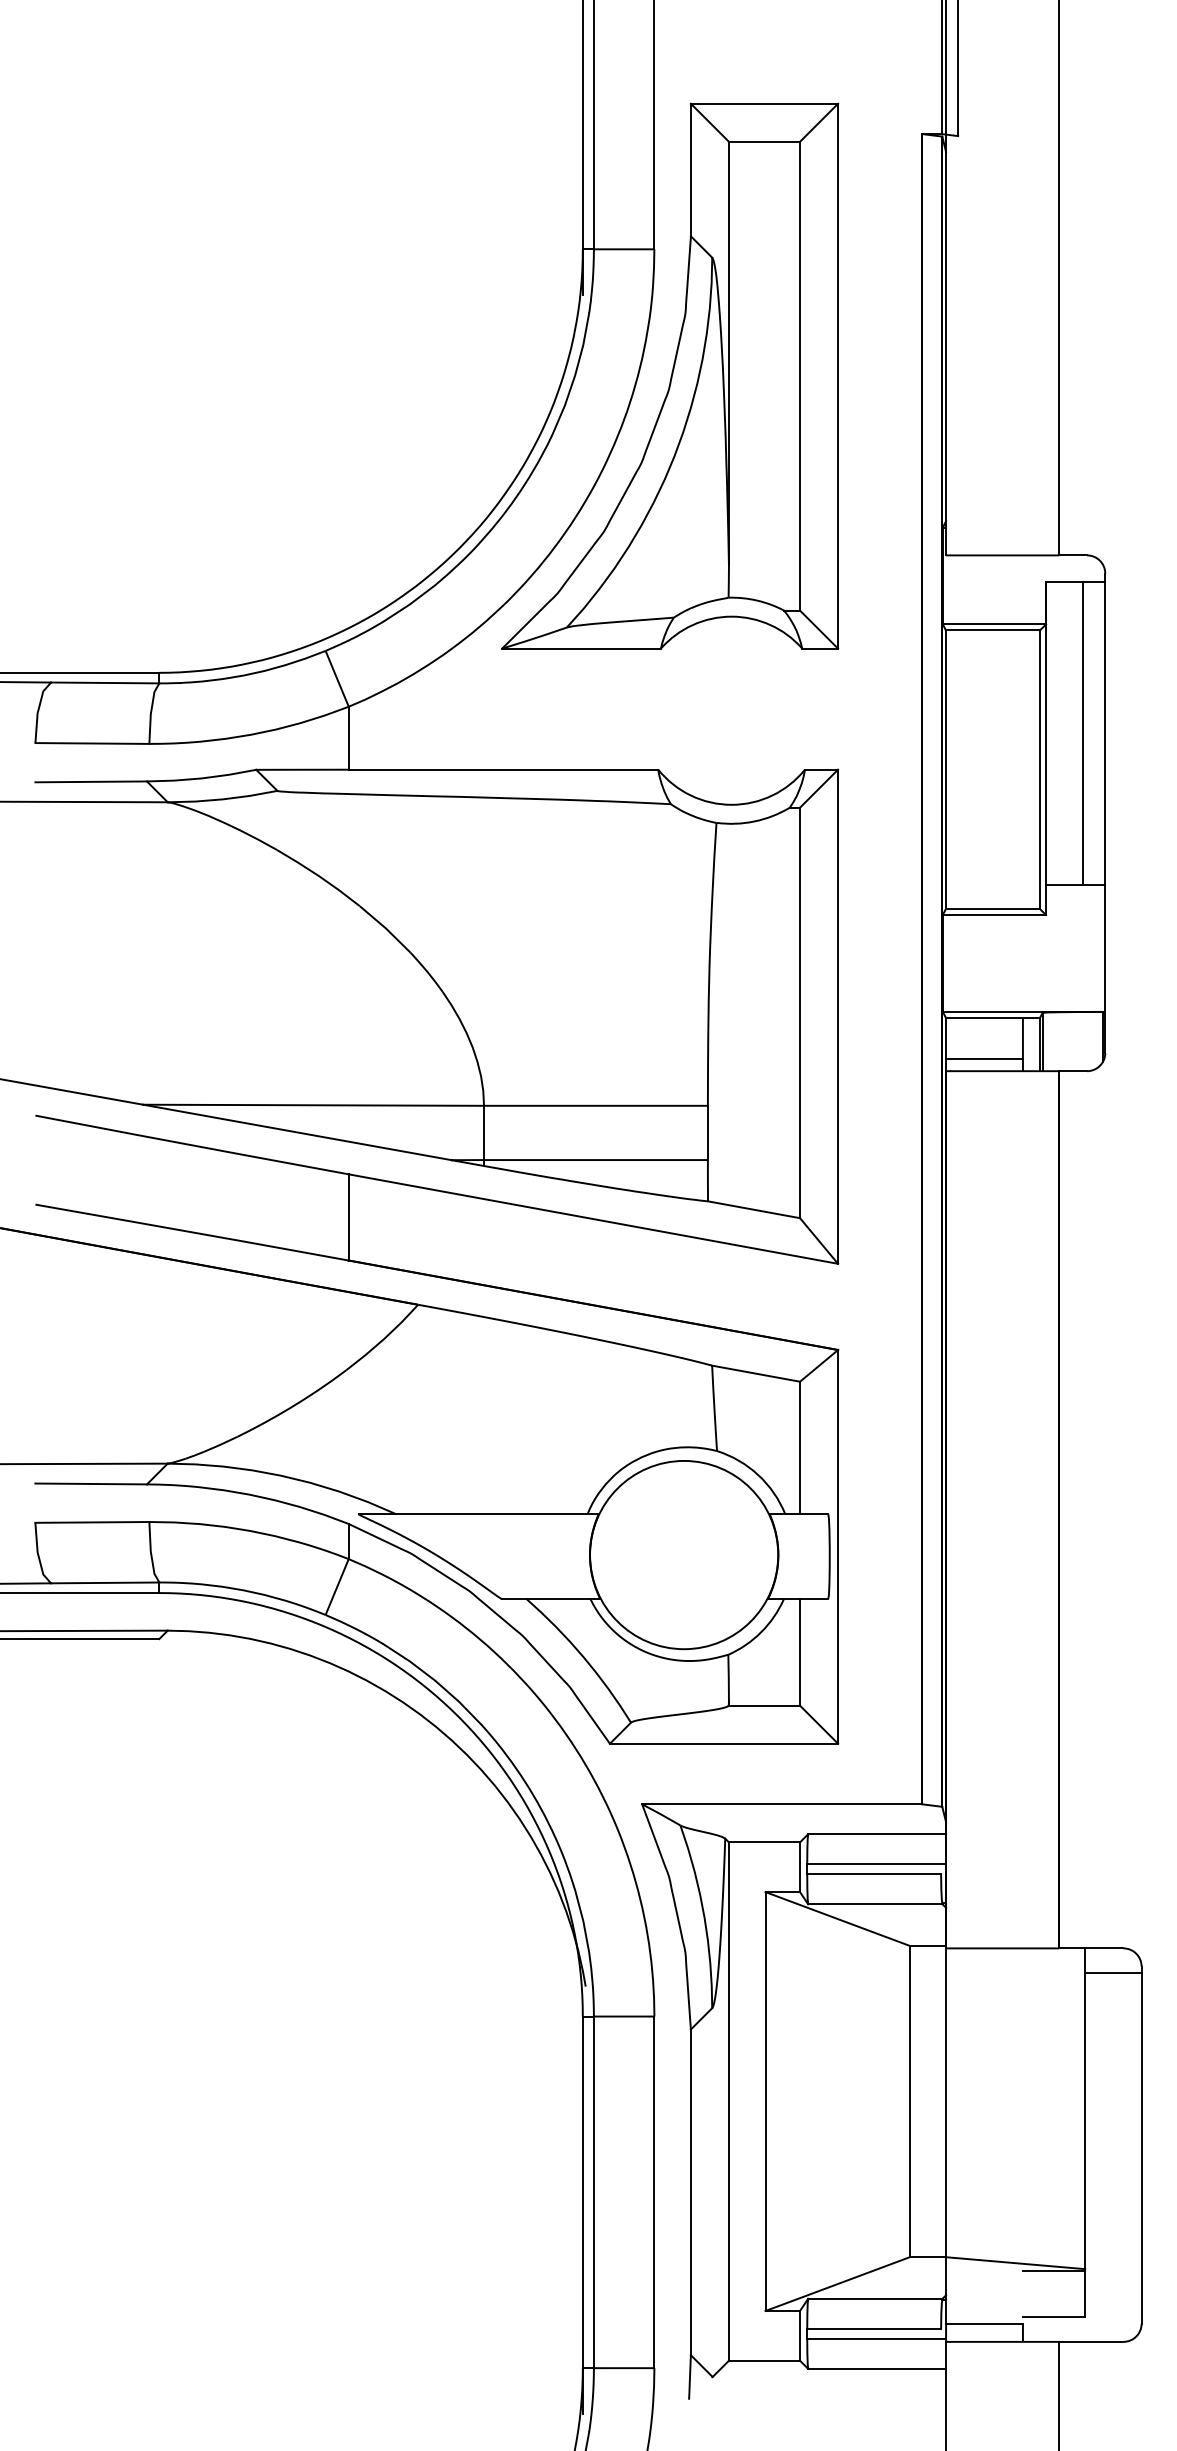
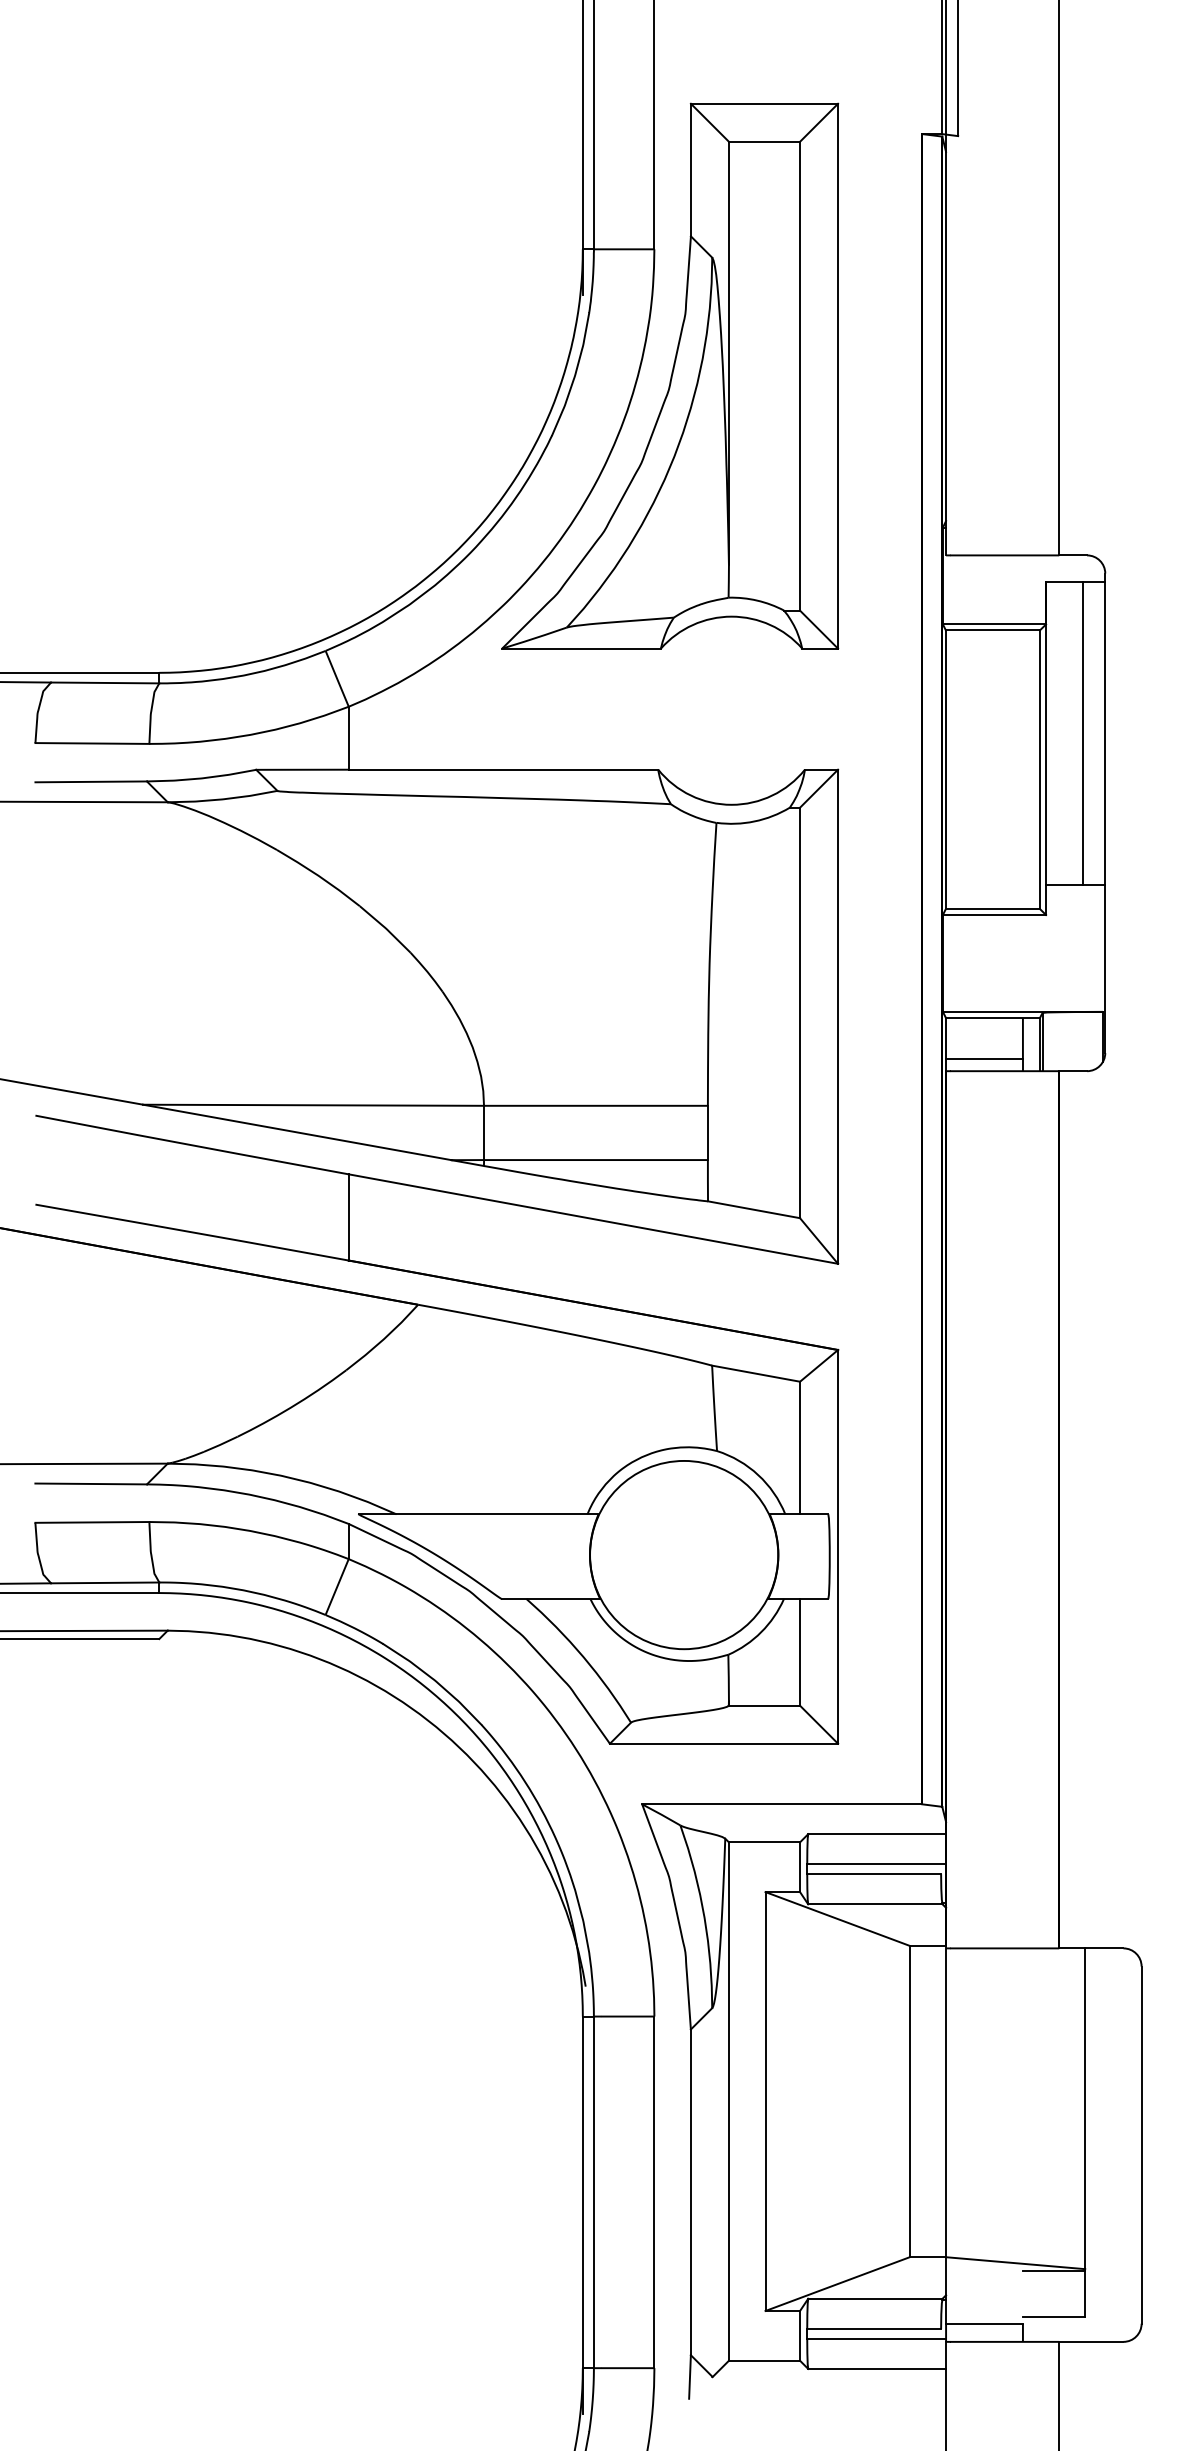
line: present -> none (1113, 1972)
